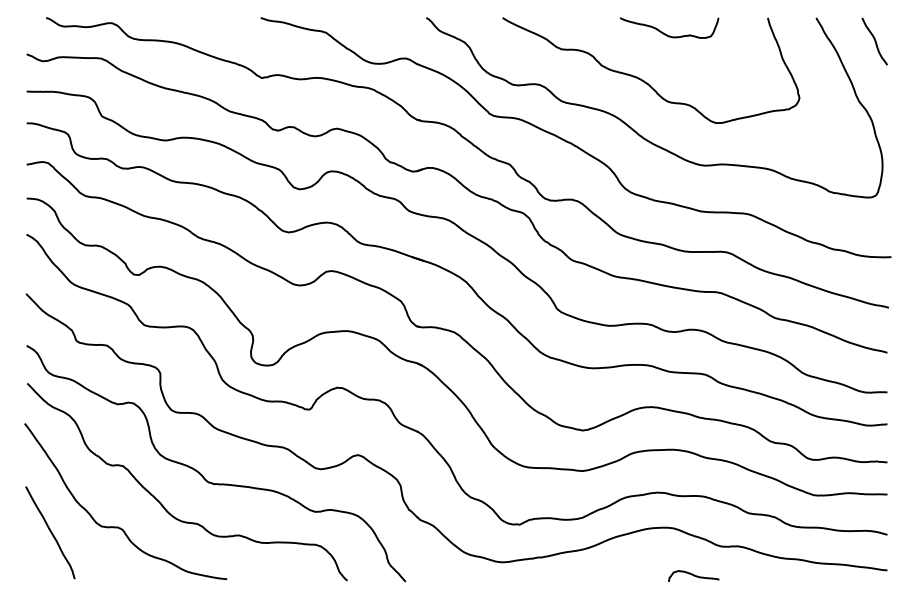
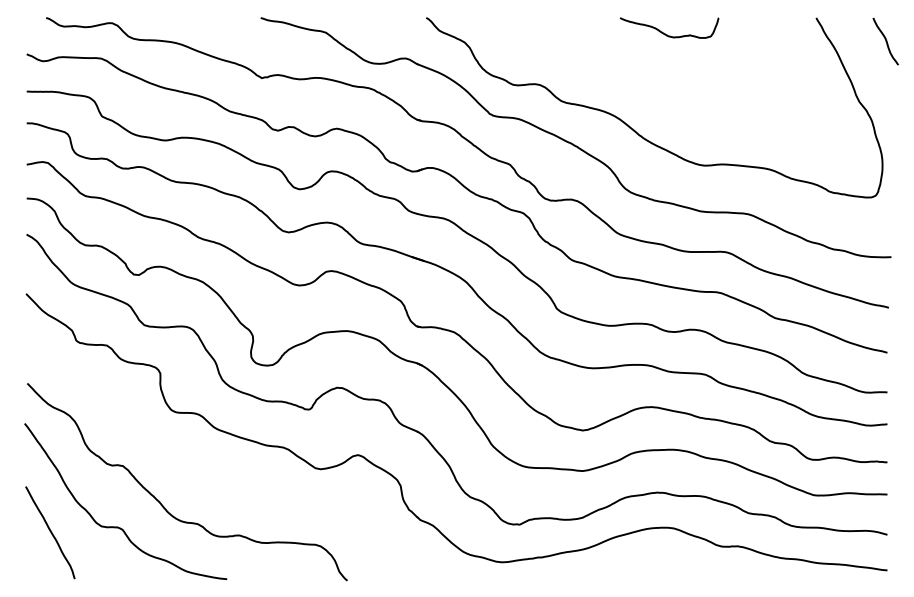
curve position: (874, 41) -> (885, 41) (885, 41)
curve: present -> none (644, 80)
curve: present -> none (203, 475)
curve: present -> none (693, 575)
